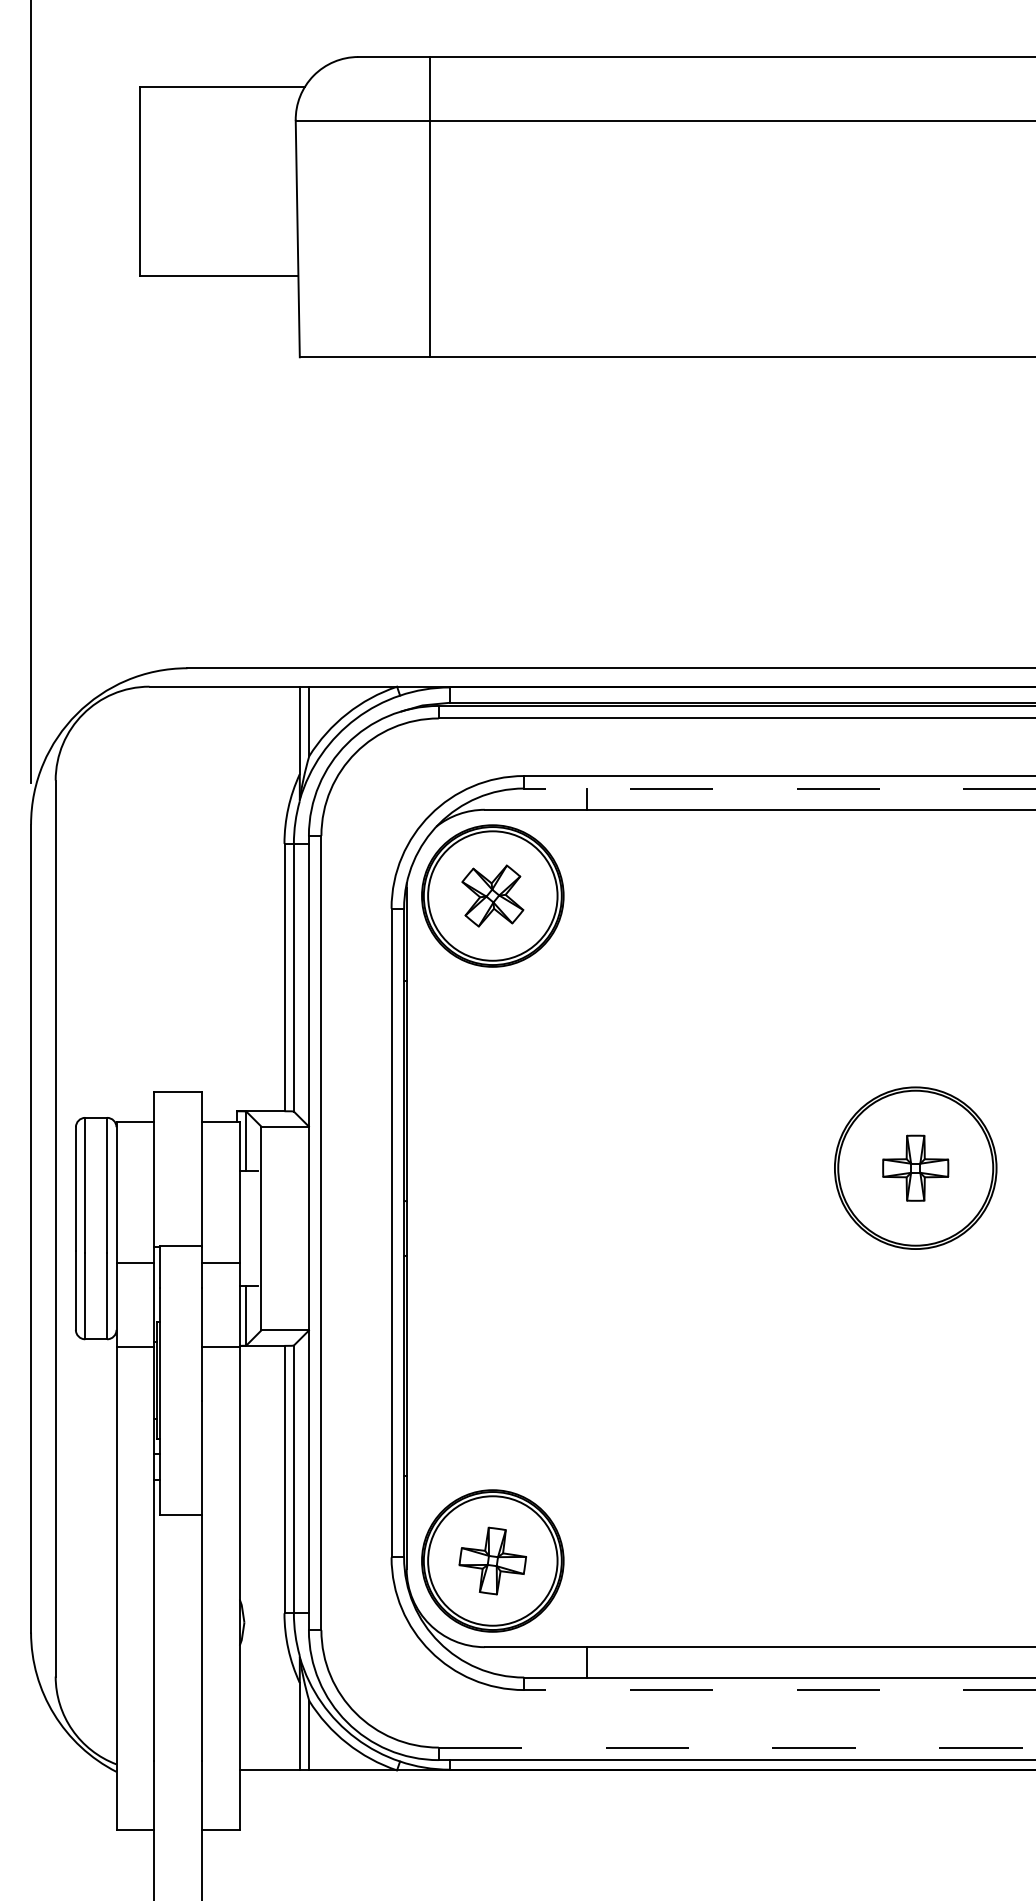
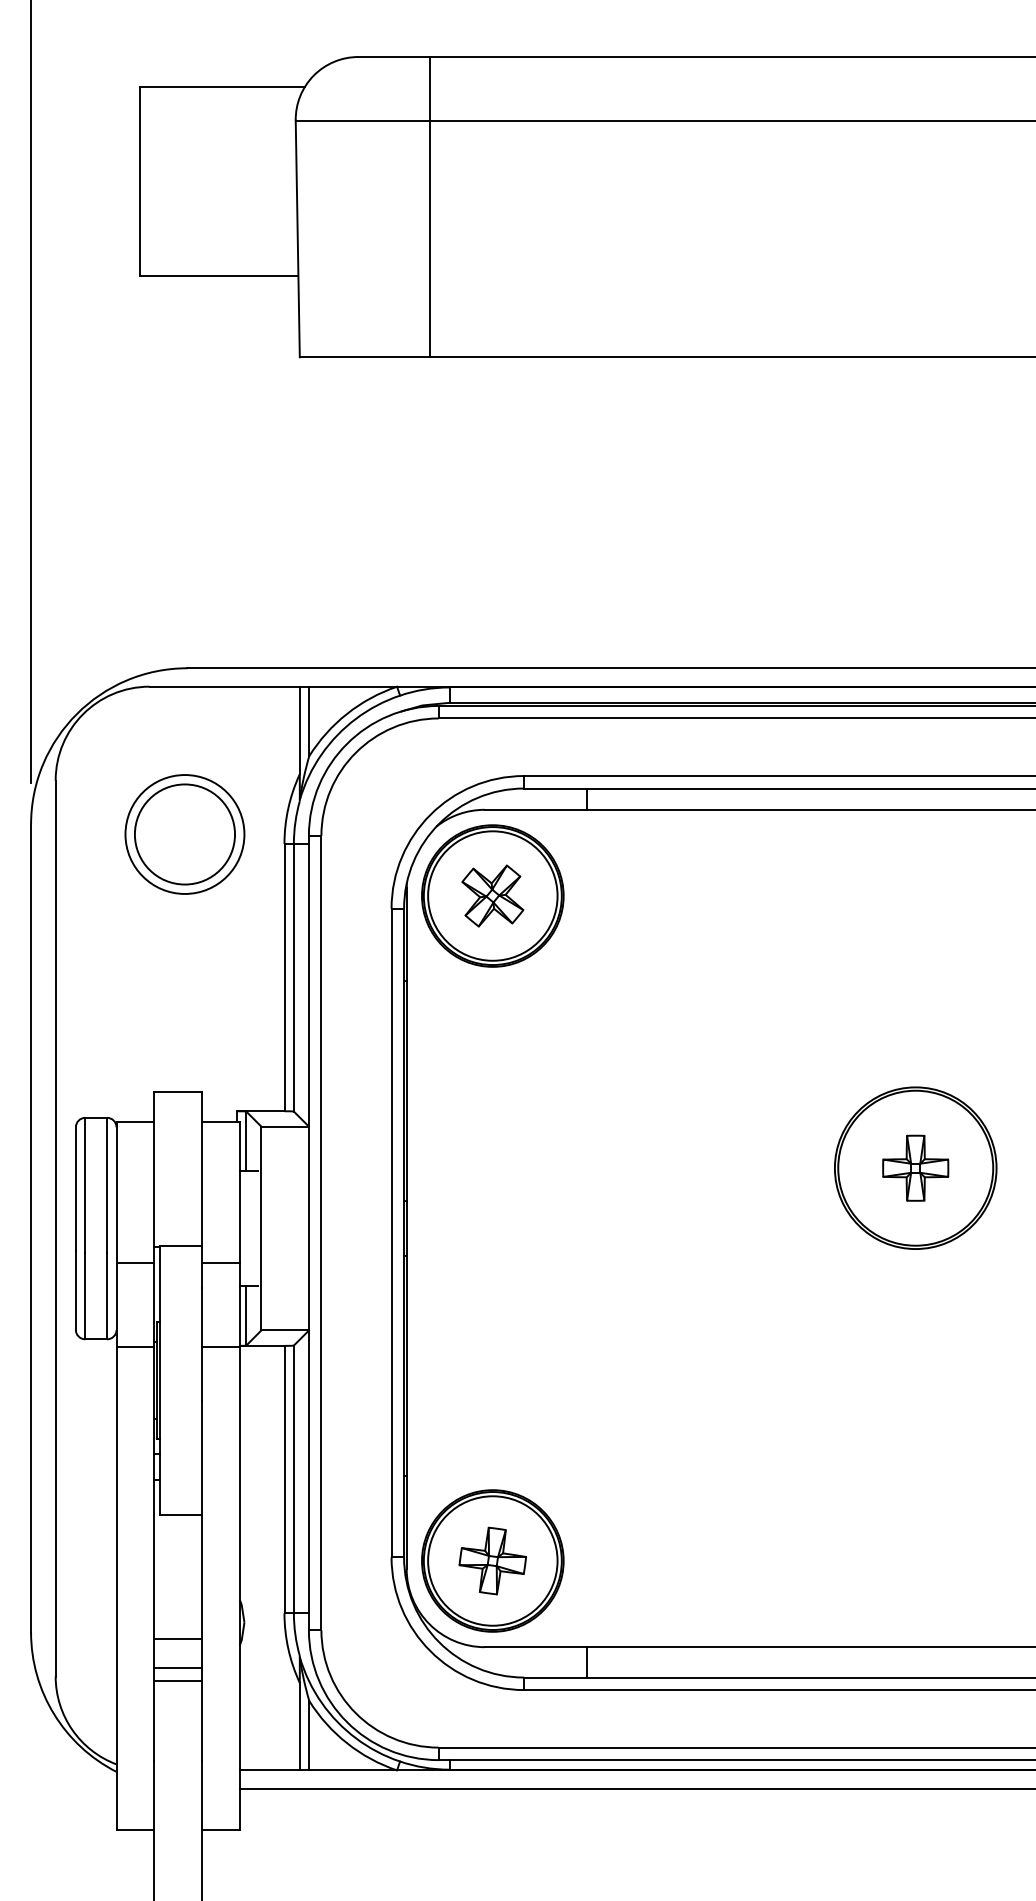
line: dashed -> solid (780, 788)
part: none -> present (184, 834)
line: none -> present (178, 1639)
line: none -> present (178, 1668)
line: none -> present (178, 1681)
line: dashed -> solid (780, 1690)
line: dashed -> solid (737, 1747)
line: none -> present (635, 1788)
